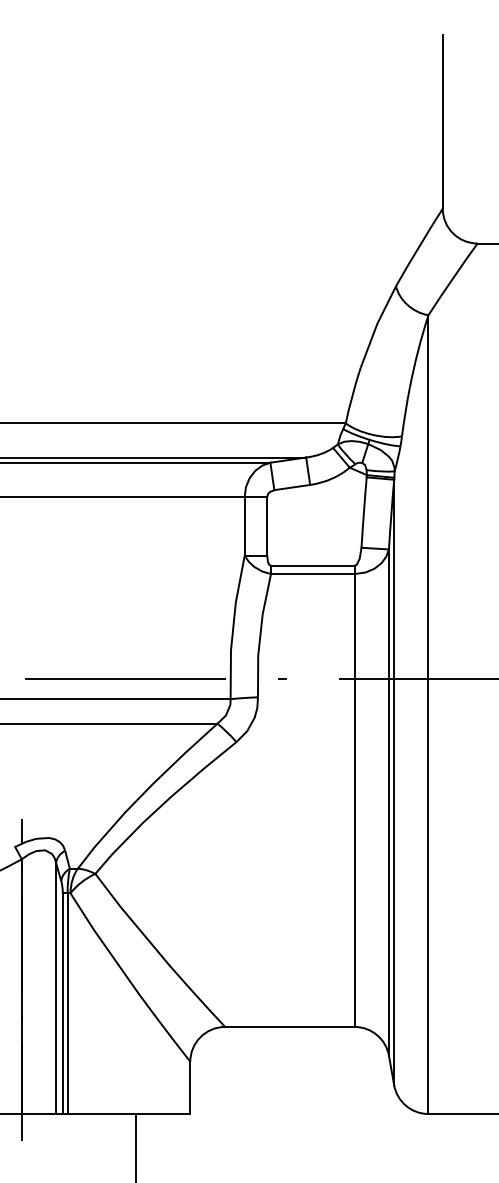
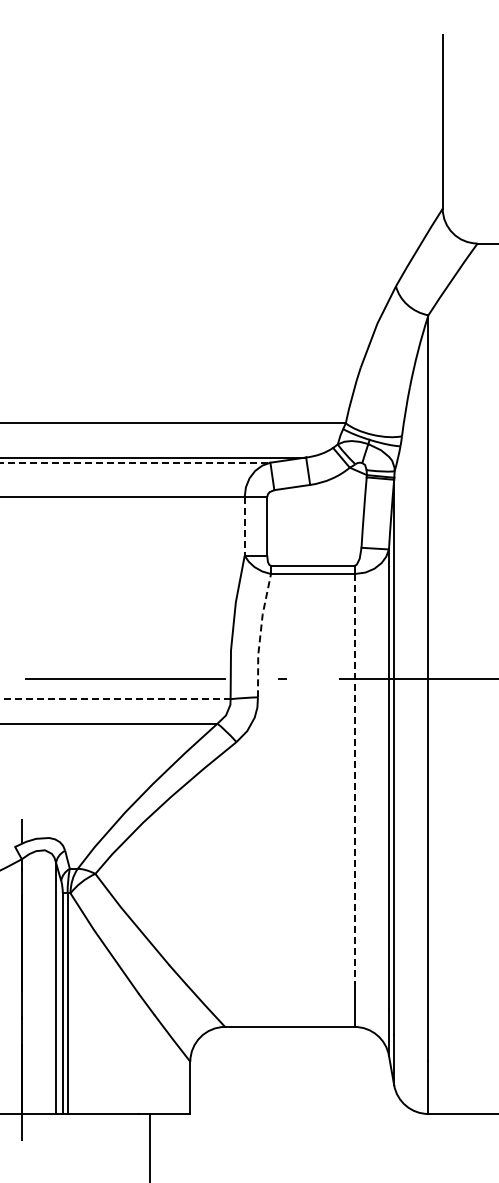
line: solid -> dashed (135, 462)
line: solid -> dashed (244, 526)
line: solid -> dashed (260, 634)
line: solid -> dashed (115, 699)
line: solid -> dashed (354, 779)
line position: (136, 1146) -> (150, 1146) (150, 1146)
